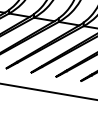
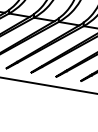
line position: (48, 91) -> (48, 85) (48, 85)
